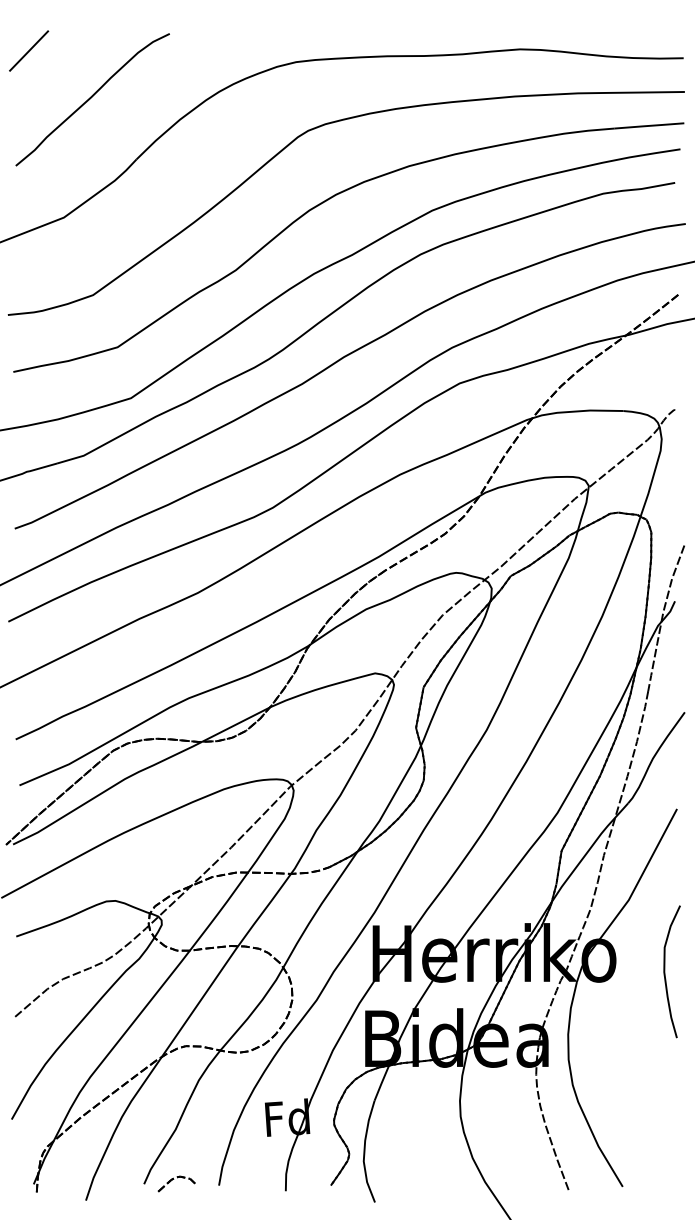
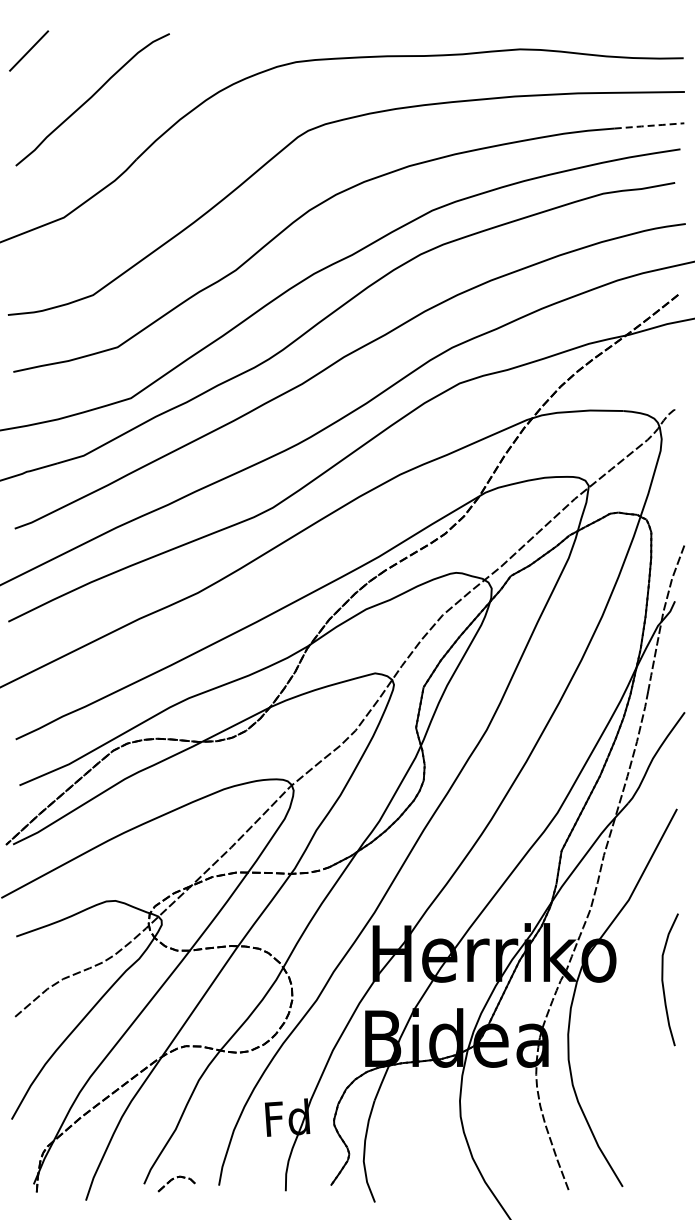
line: solid -> dashed (650, 125)
curve position: (665, 971) -> (663, 979) (663, 979)
